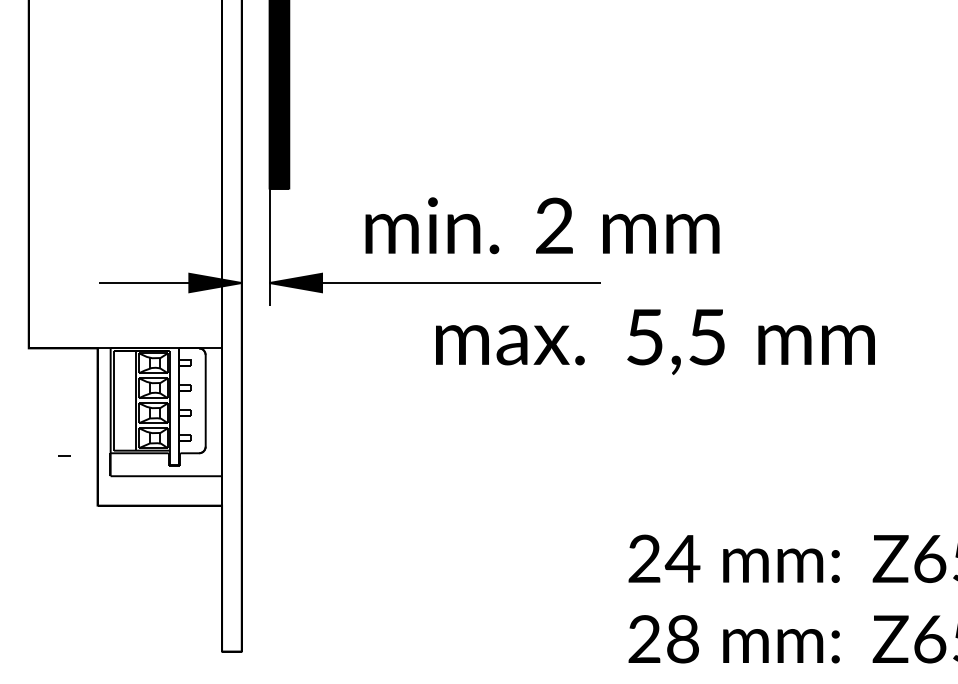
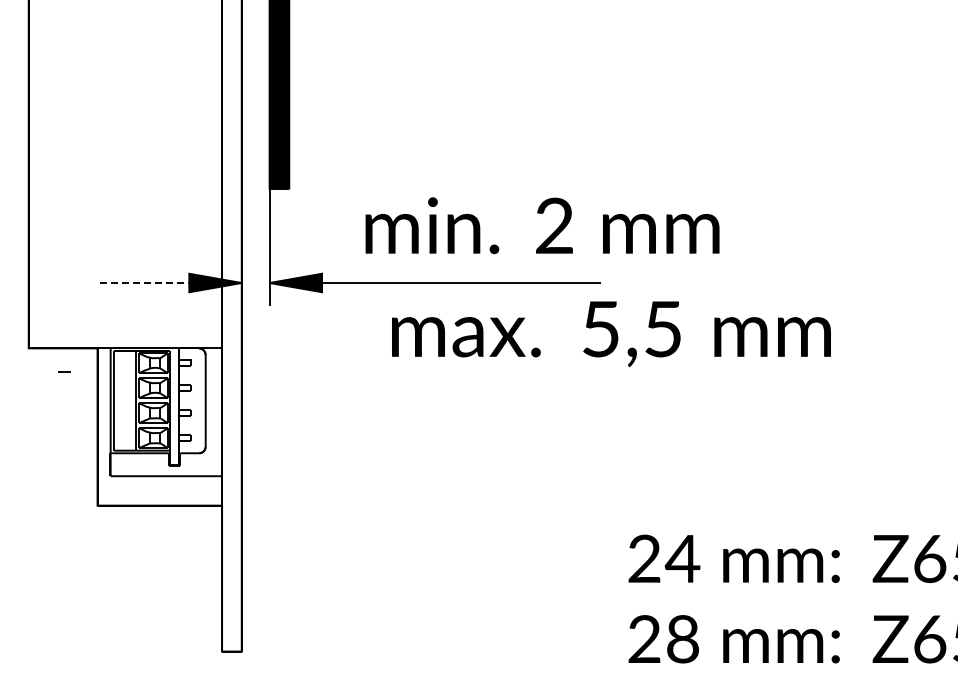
line: solid -> dashed (146, 283)
text position: (655, 341) -> (611, 333) (611, 333)
line position: (64, 455) -> (64, 371) (64, 371)
